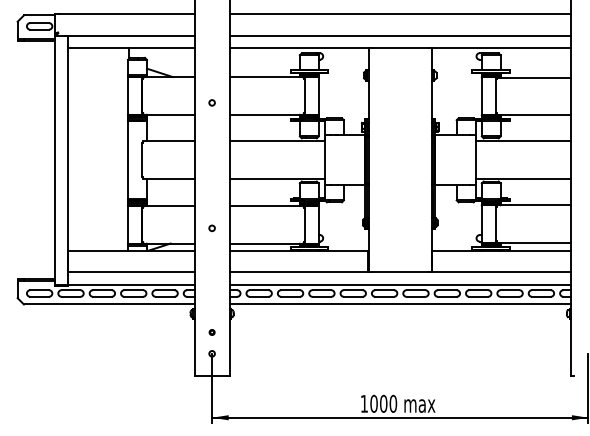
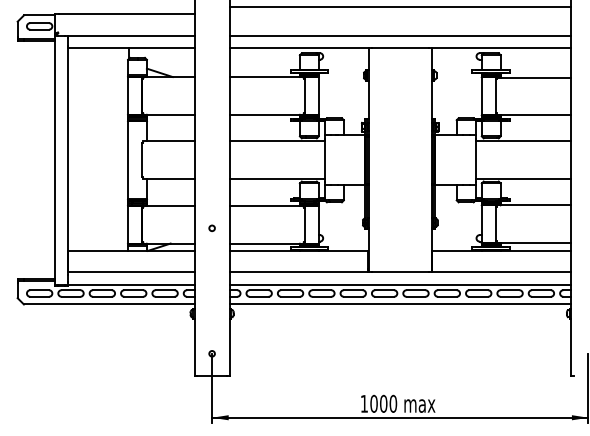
line position: (399, 14) -> (399, 7) (399, 7)
circle: present -> none (211, 102)
part: present -> none (211, 332)
